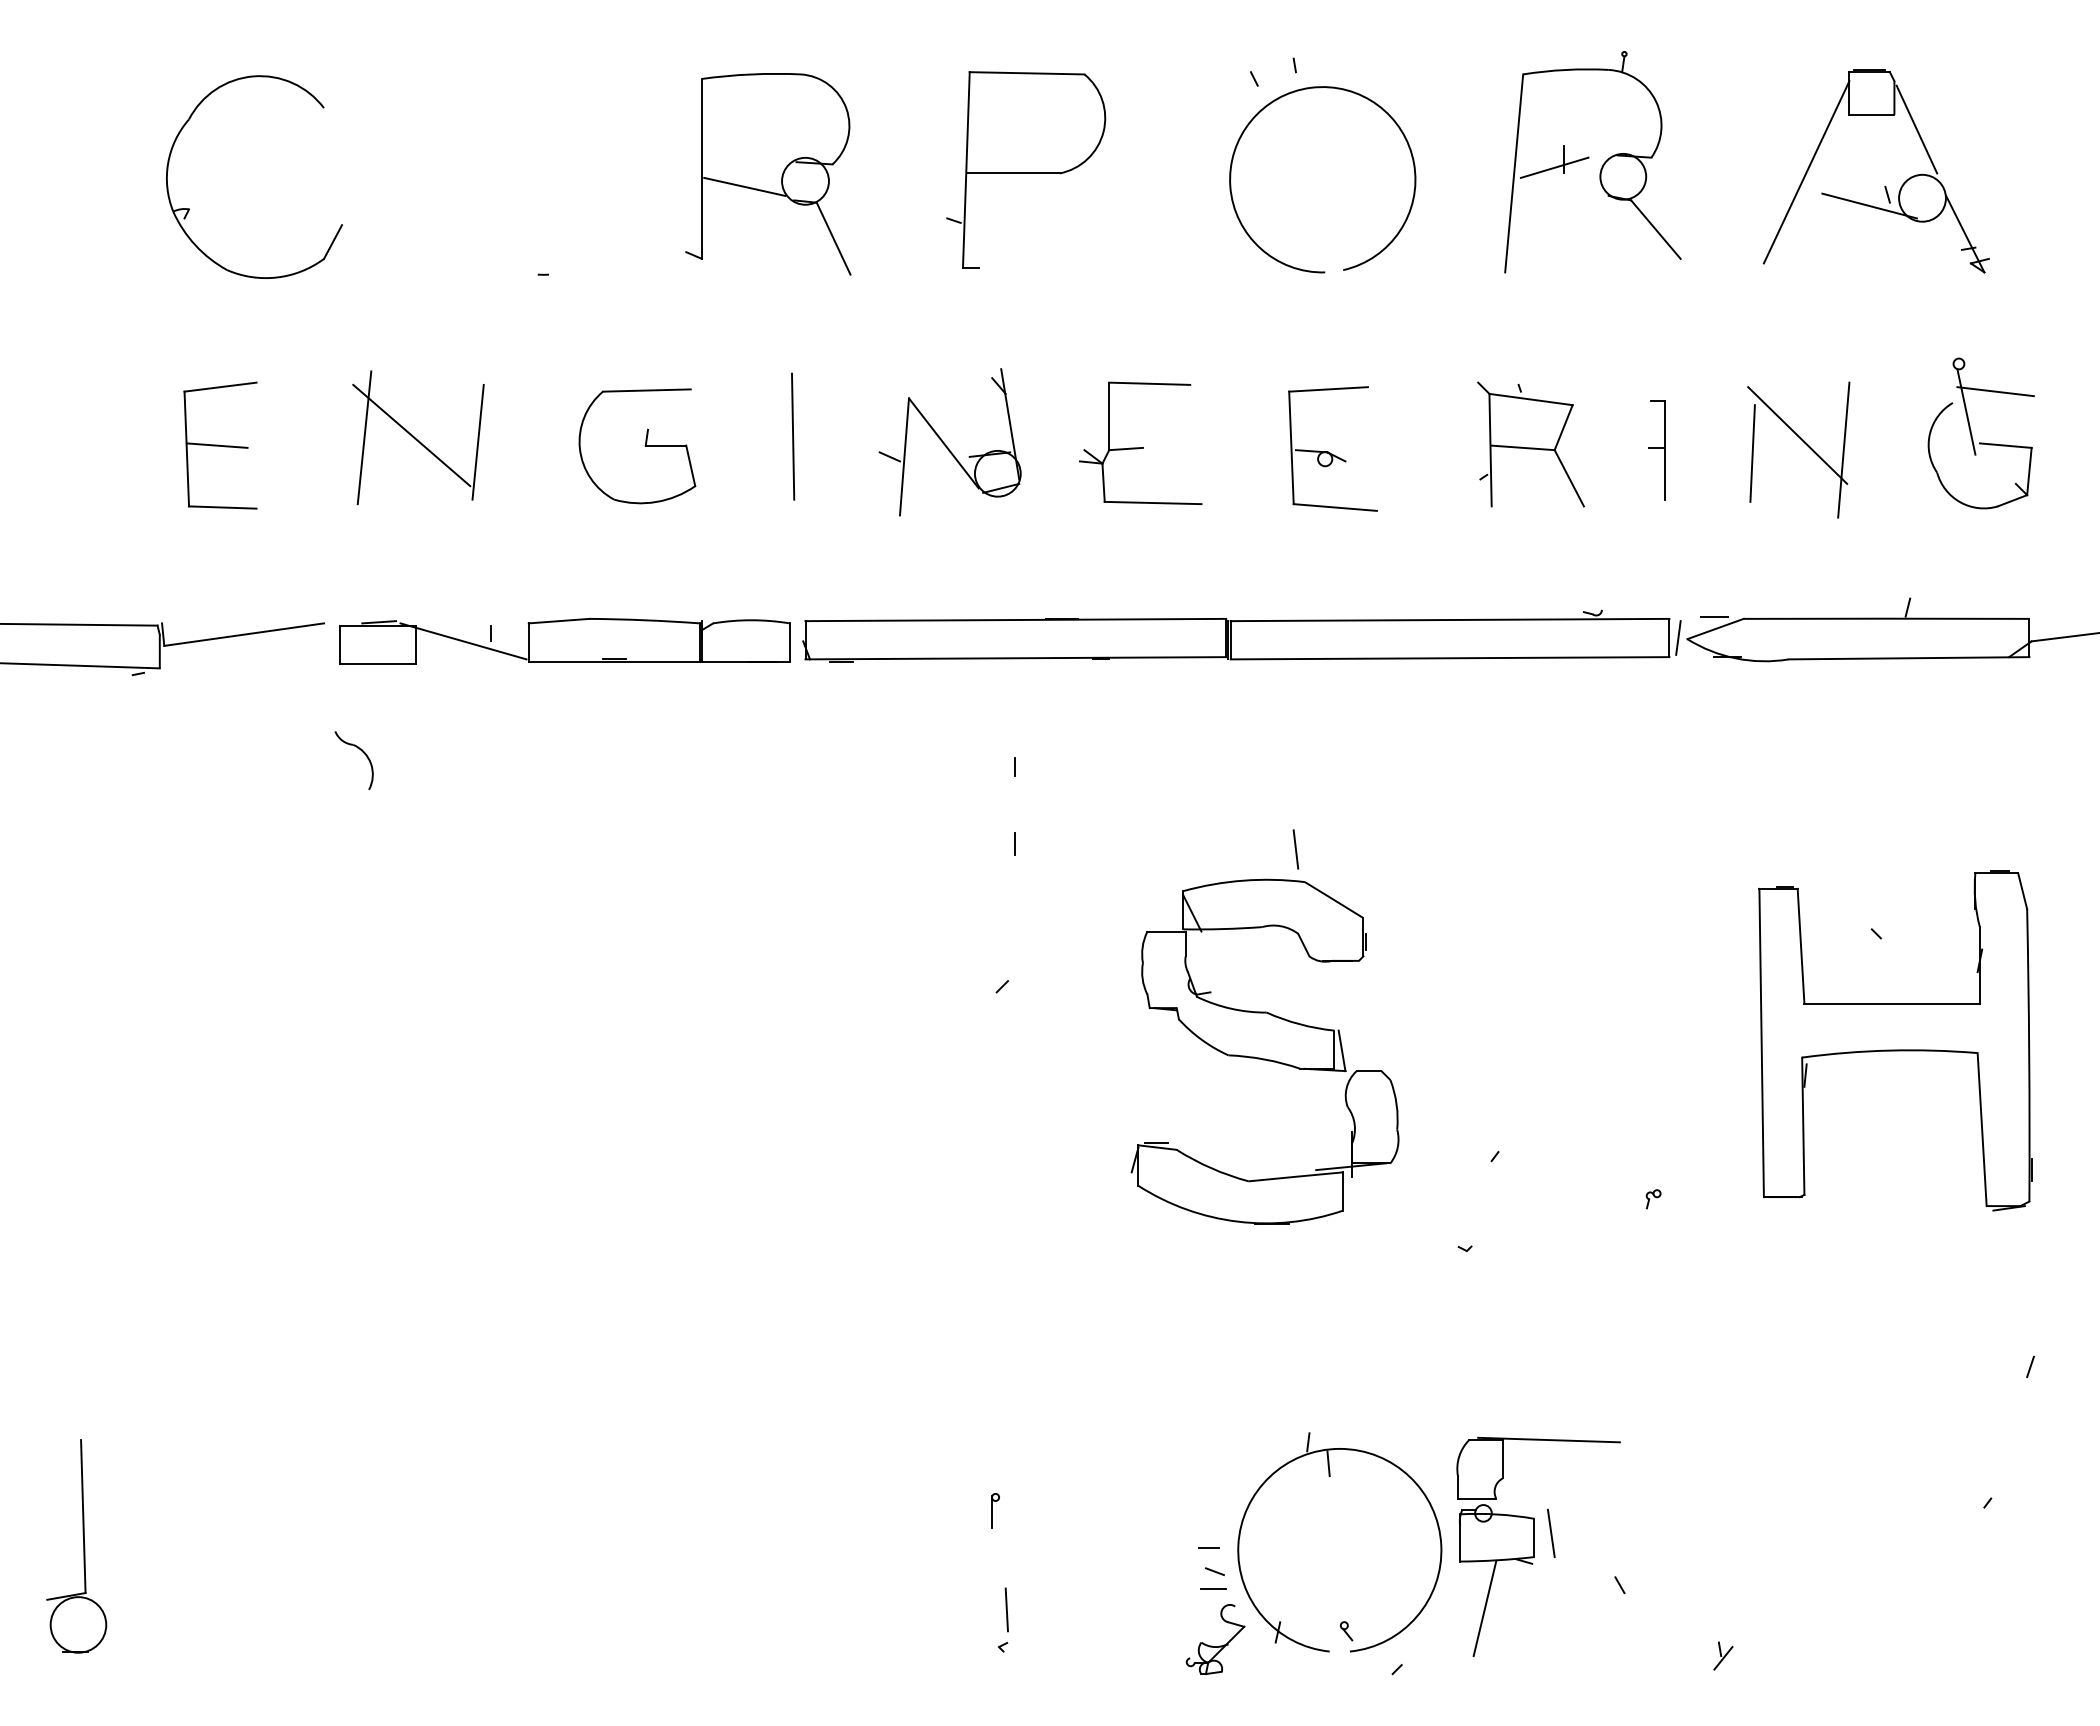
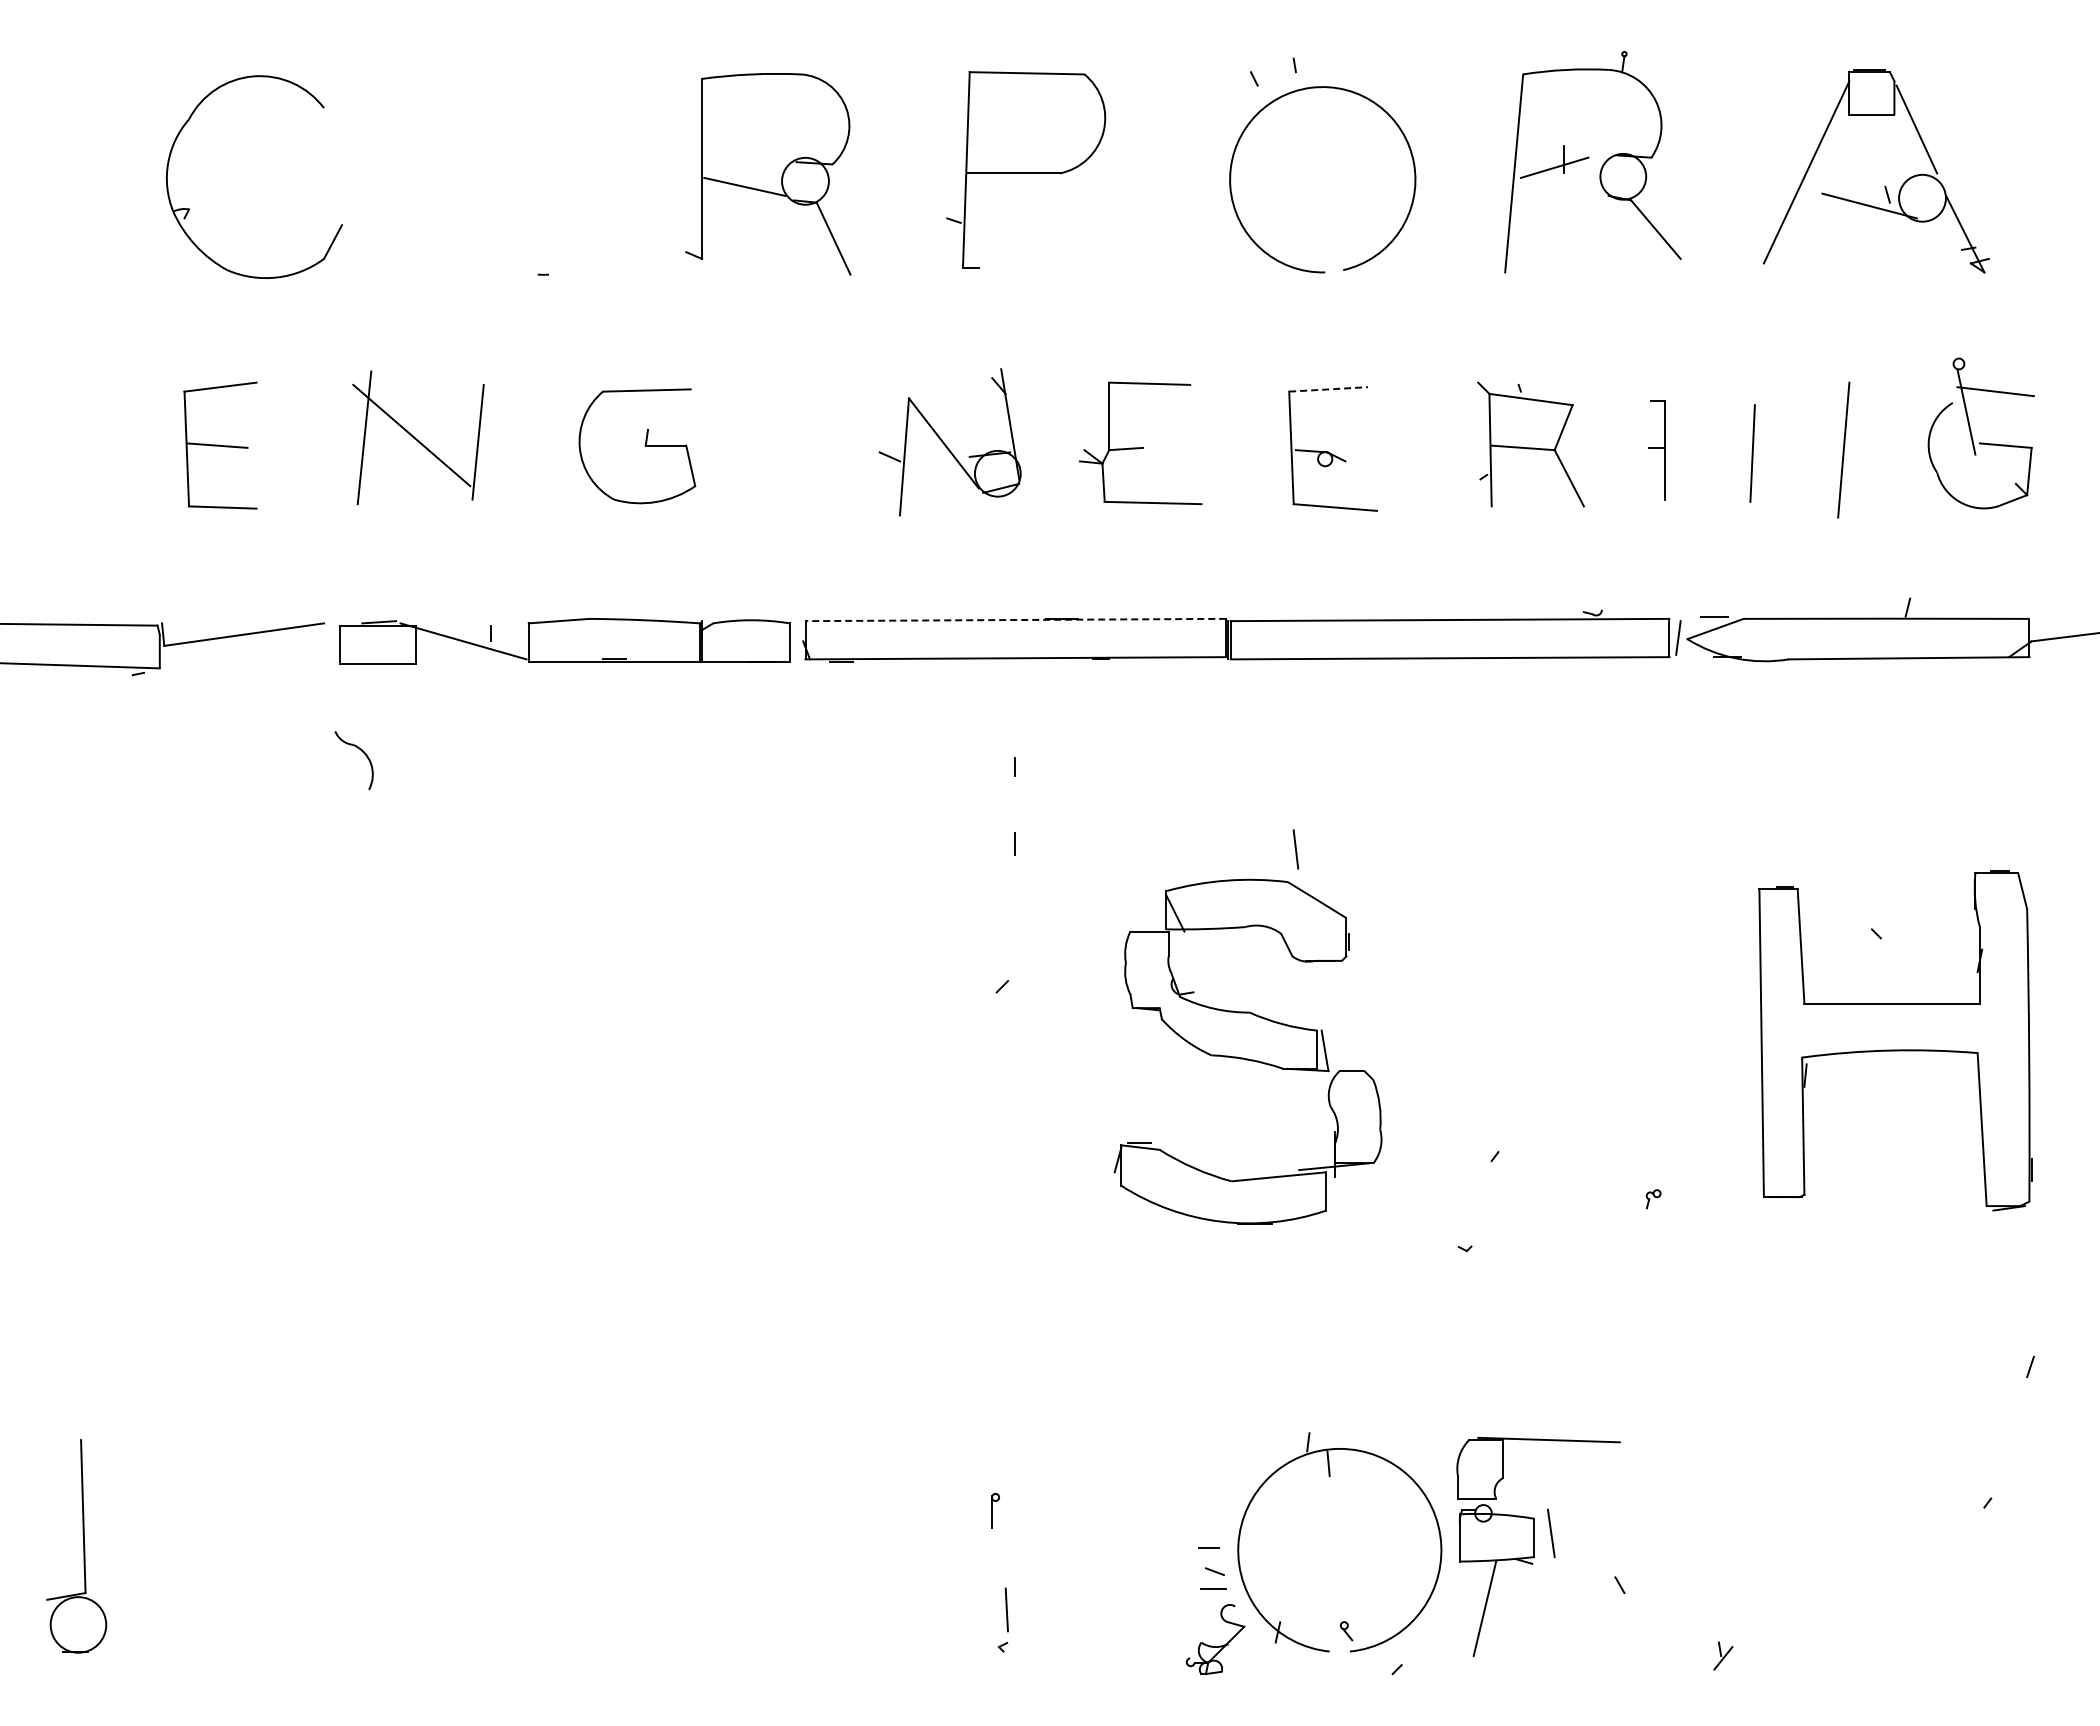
line: solid -> dashed (1329, 389)
line: present -> none (1797, 435)
line: present -> none (793, 436)
line: solid -> dashed (1015, 620)
part position: (1264, 1051) -> (1247, 1051) (1247, 1051)
